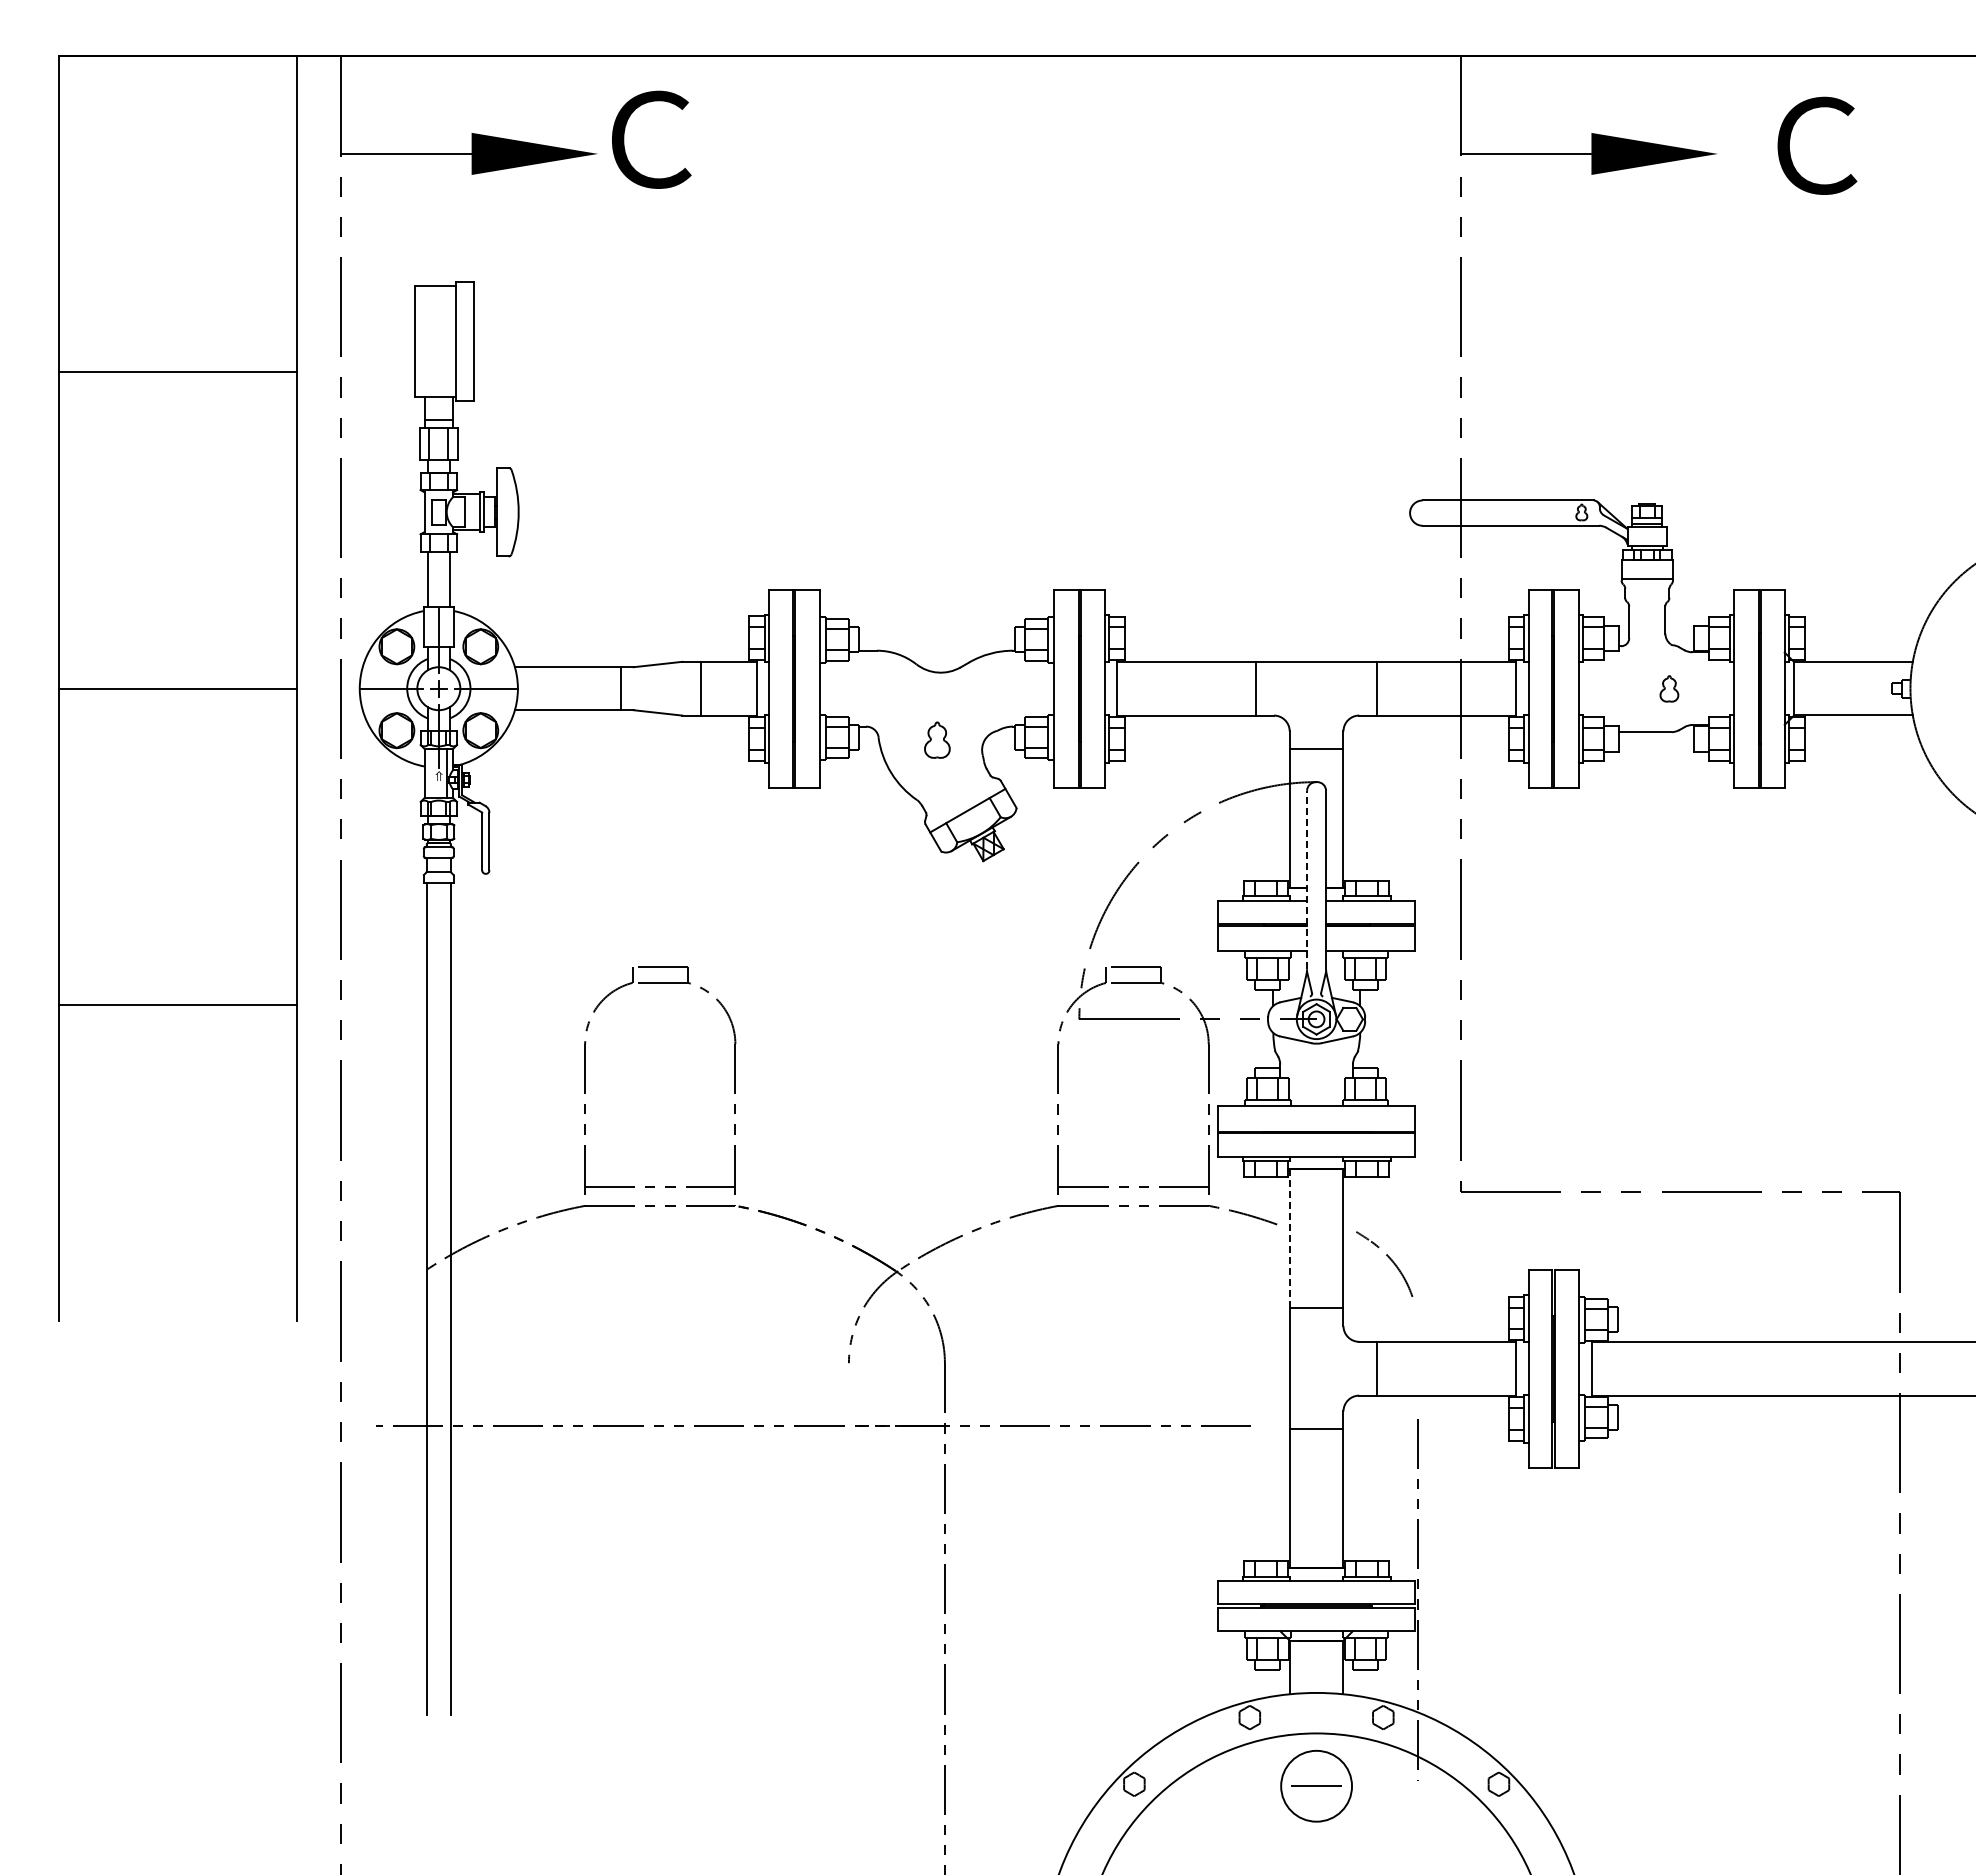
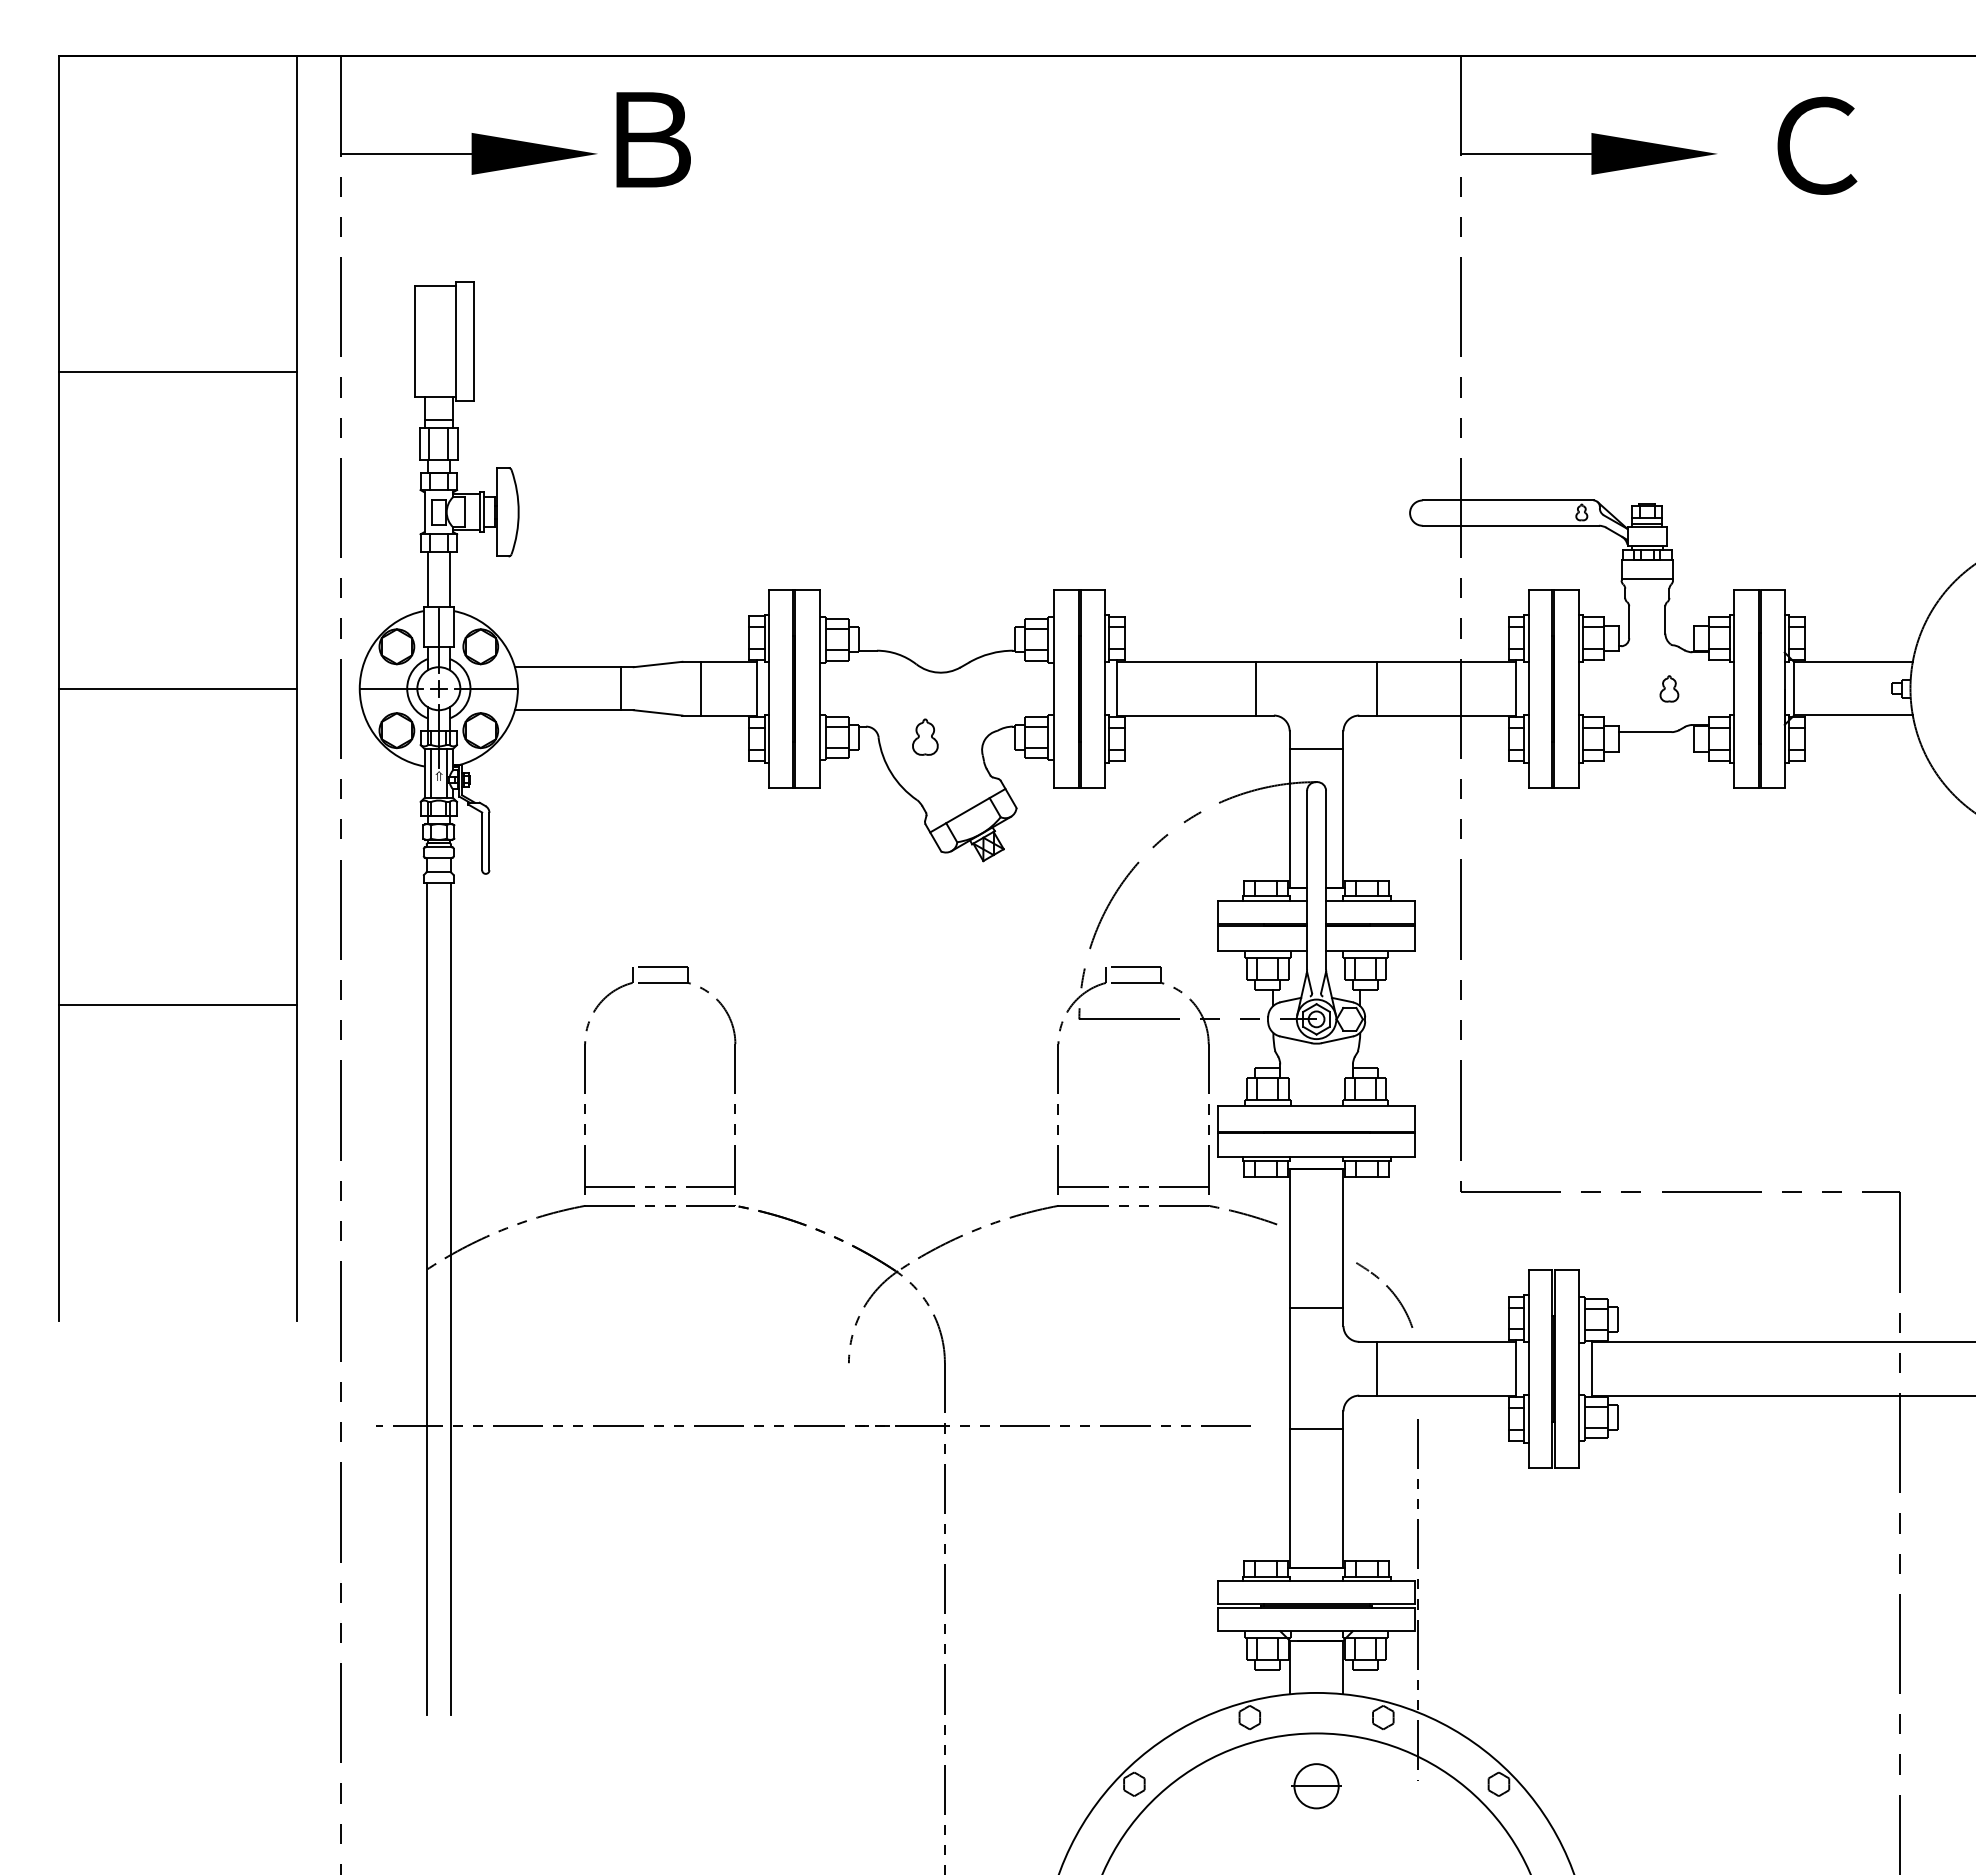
text: Ｃ -> Ｂ (651, 139)
part position: (937, 739) -> (925, 736) (925, 736)
line: none -> present (430, 773)
line: dashed -> solid (1307, 879)
line: dashed -> solid (1289, 1238)
part position: (1388, 1258) -> (1388, 1289) (1388, 1289)
circle diameter: 71 px -> 44 px (1316, 1786)
